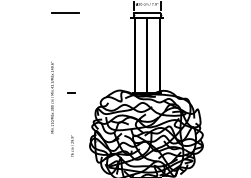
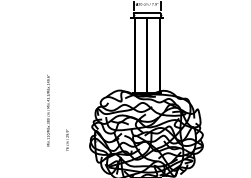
line: present -> none (65, 12)
line: present -> none (71, 92)
text position: (52, 97) -> (48, 110) (48, 110)
text position: (72, 145) -> (67, 139) (67, 139)
